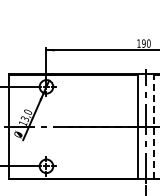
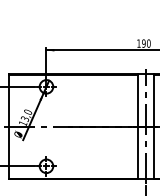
line: dashed -> solid (153, 126)
